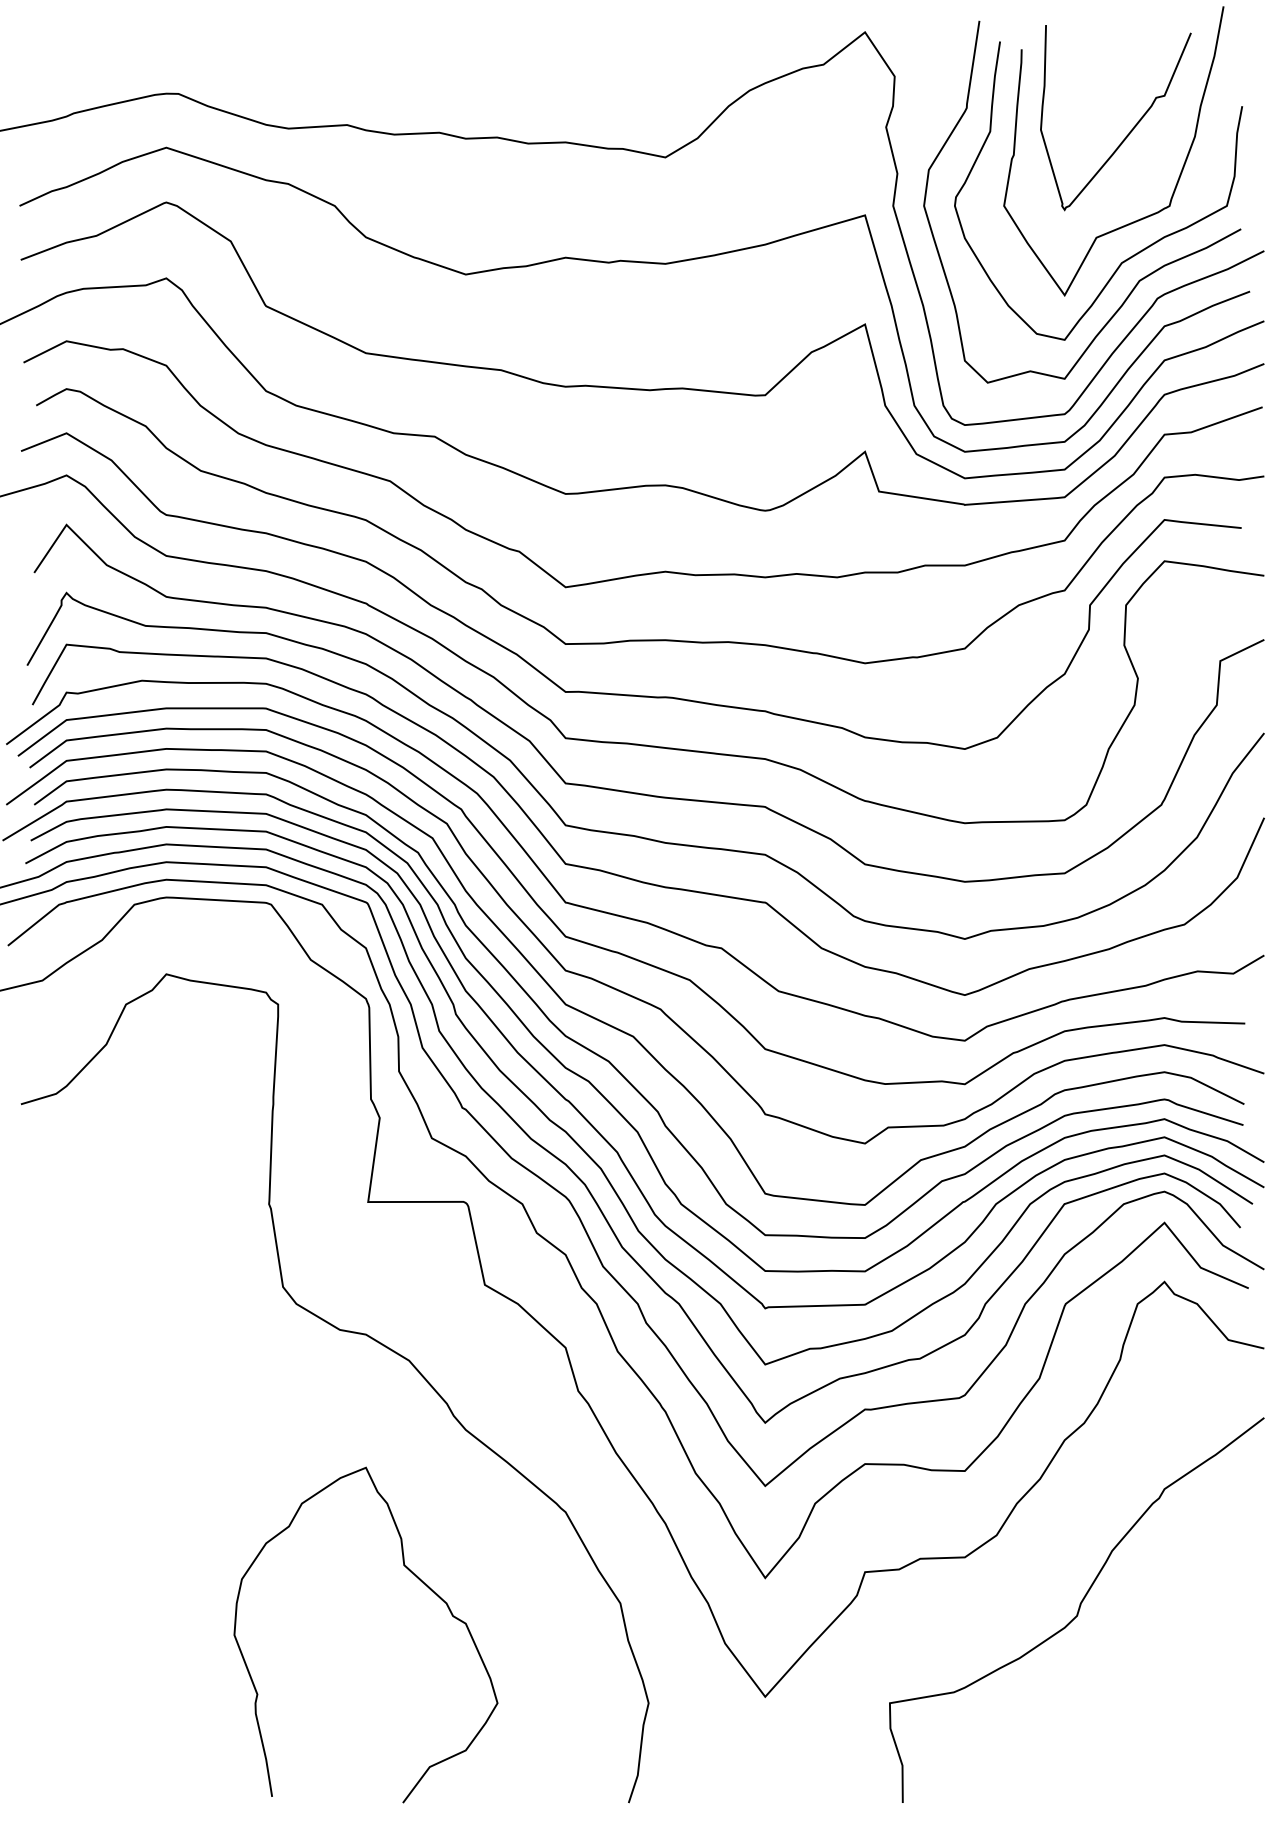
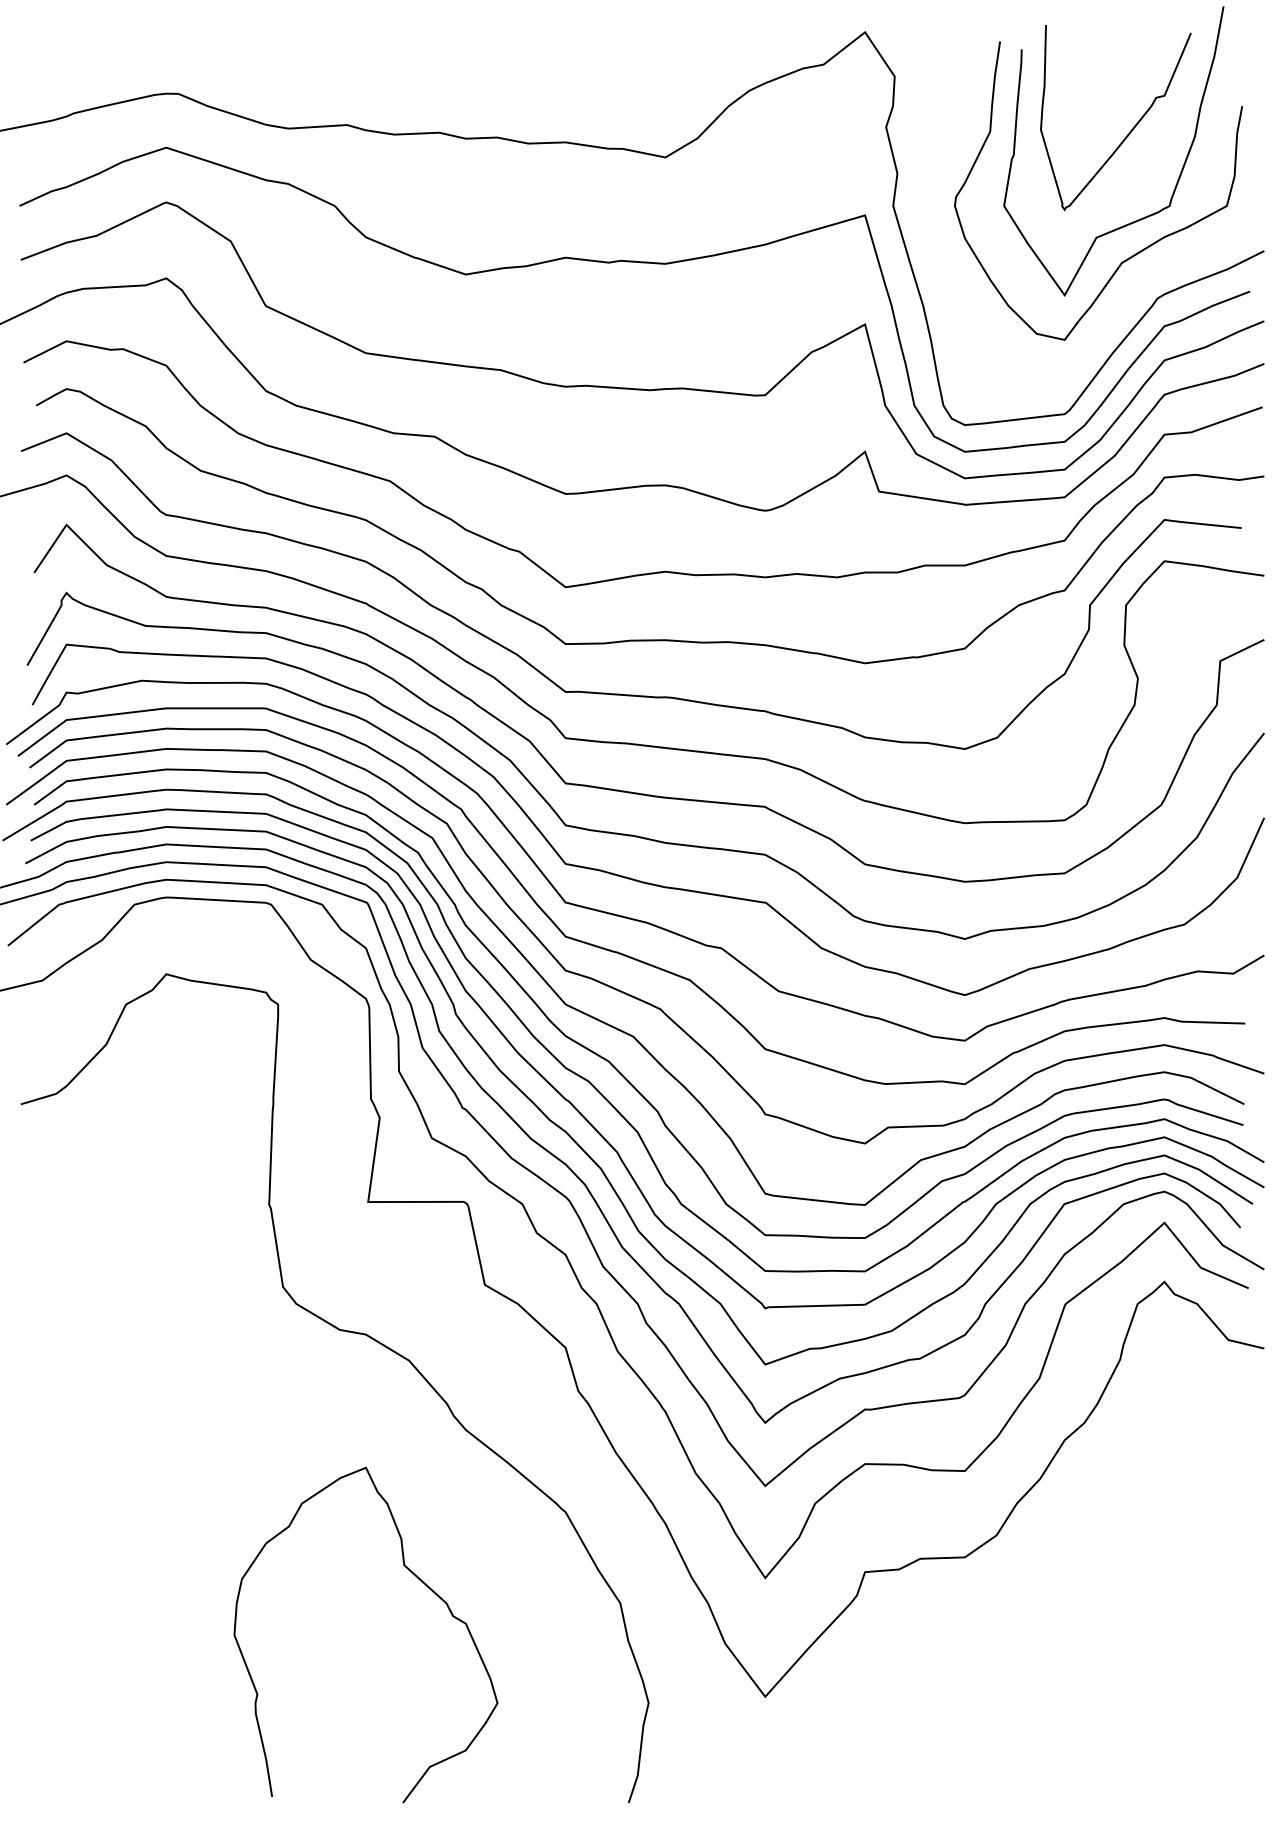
curve: present -> none (1139, 279)
curve: present -> none (1077, 1610)
